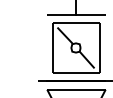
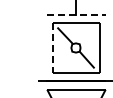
line: solid -> dashed (76, 14)
line: solid -> dashed (52, 48)
